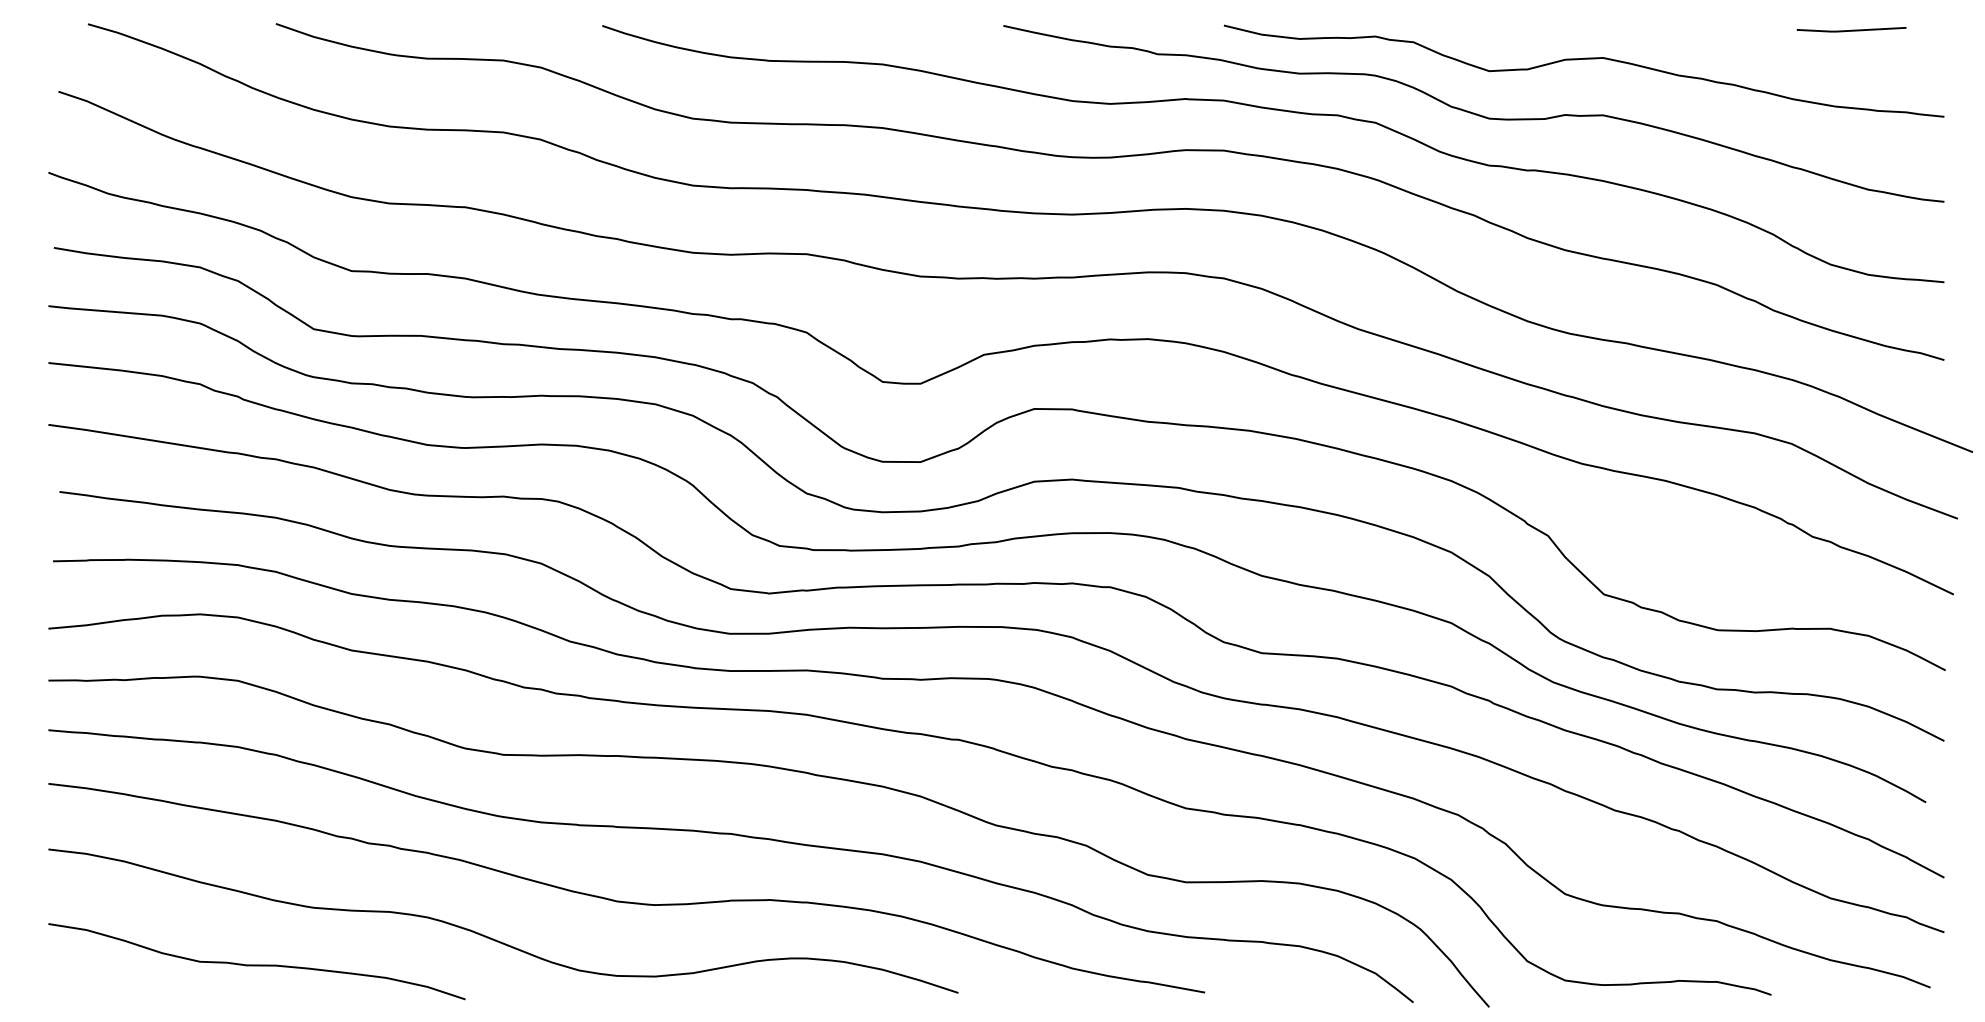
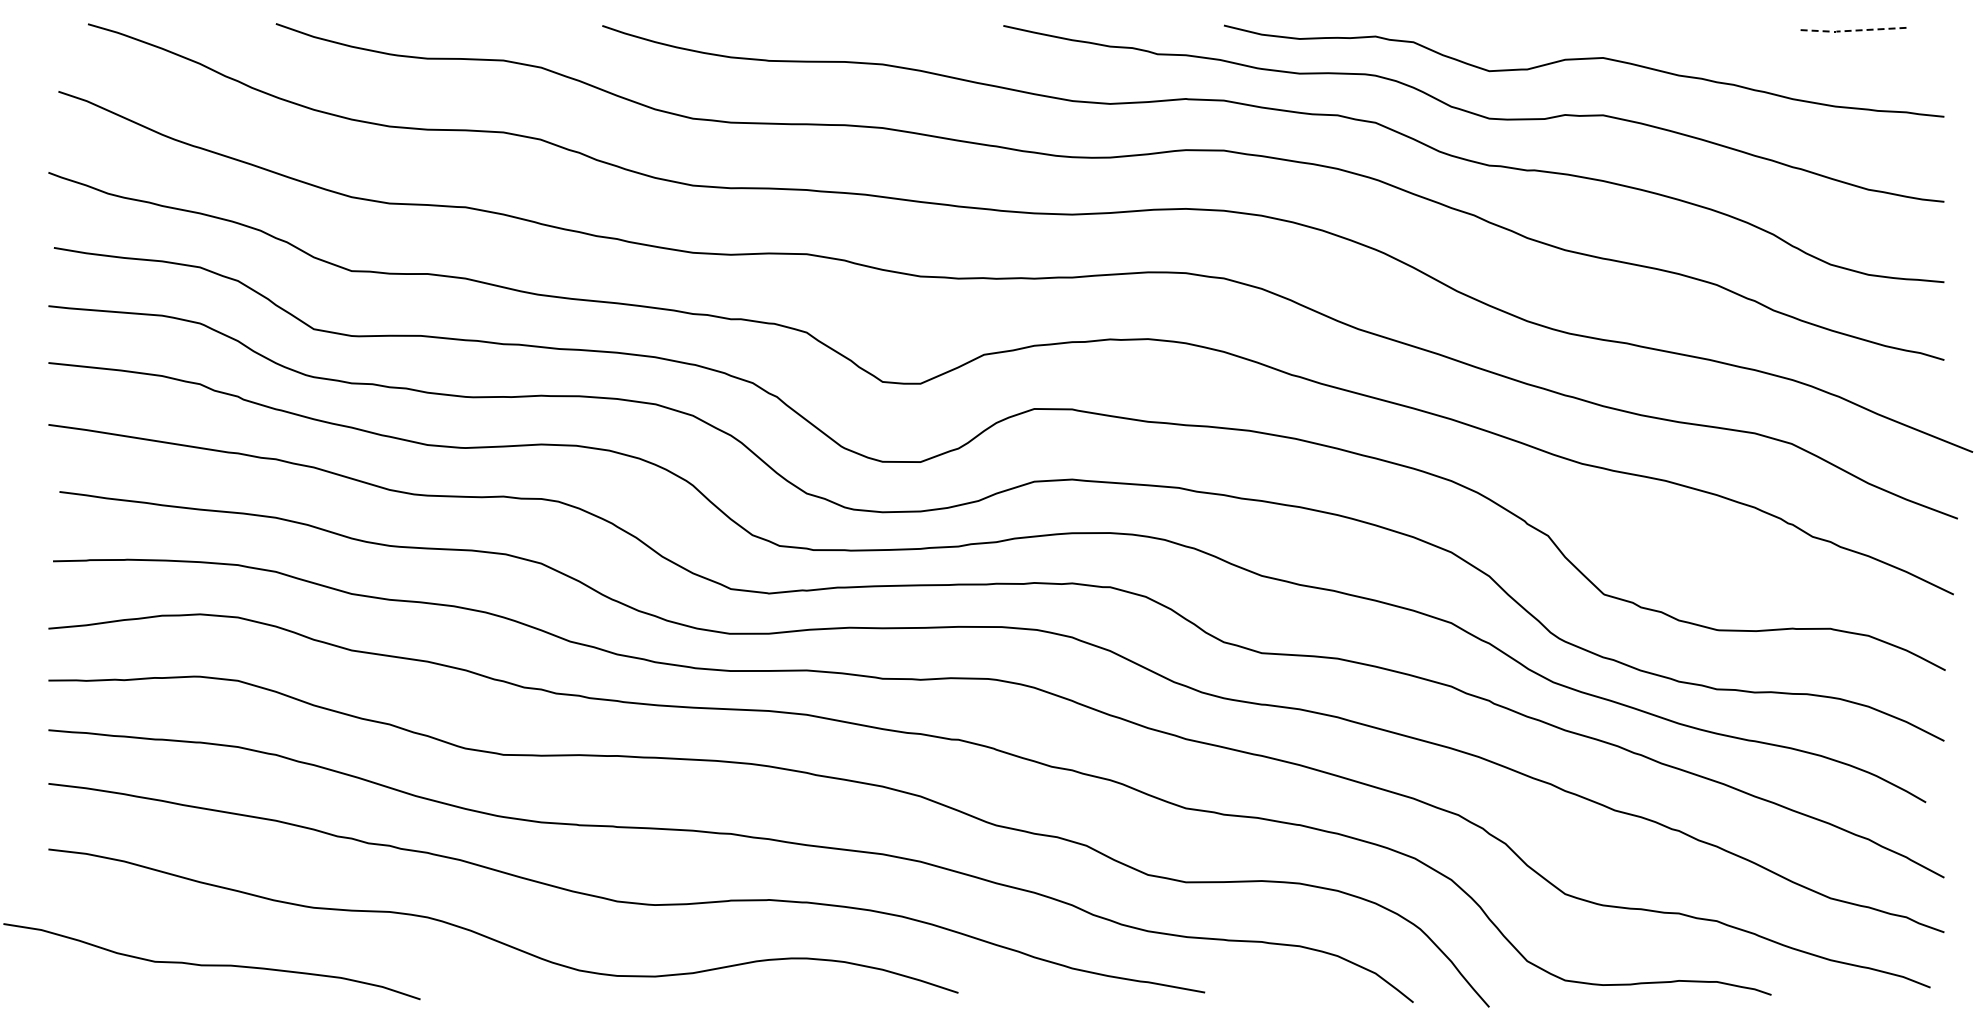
line: solid -> dashed (1850, 30)
curve position: (256, 964) -> (211, 964) (211, 964)
